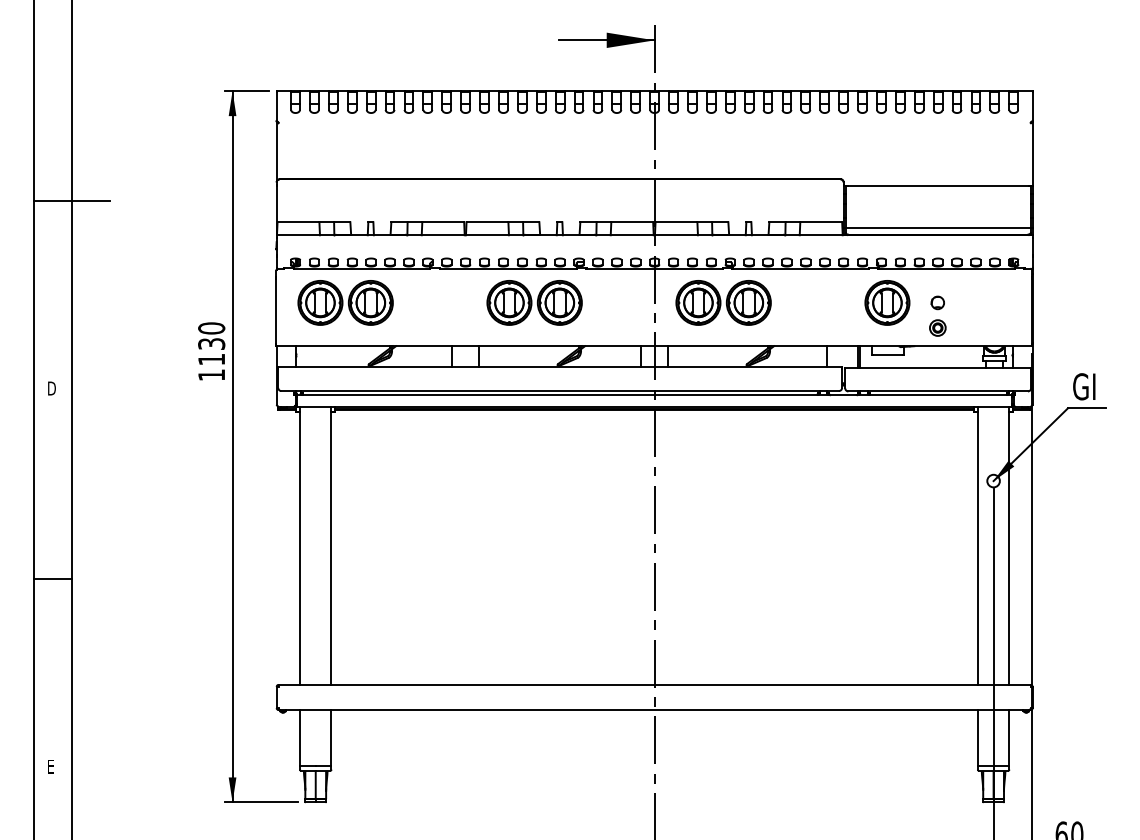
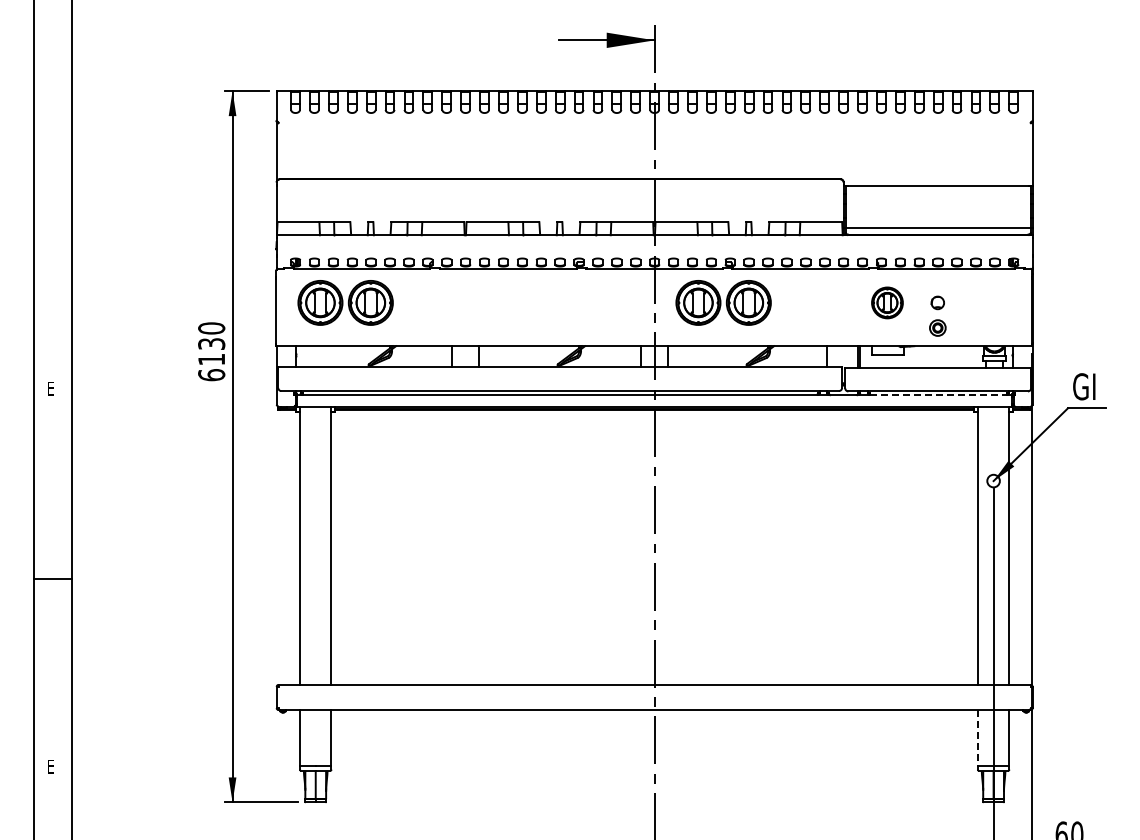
line: present -> none (71, 201)
part: present -> none (534, 302)
part size: 47x46 px -> 33x34 px (887, 302)
text: 1130 -> 6130 (211, 375)
text: D -> E (51, 388)
line: solid -> dashed (938, 395)
line: solid -> dashed (977, 738)
